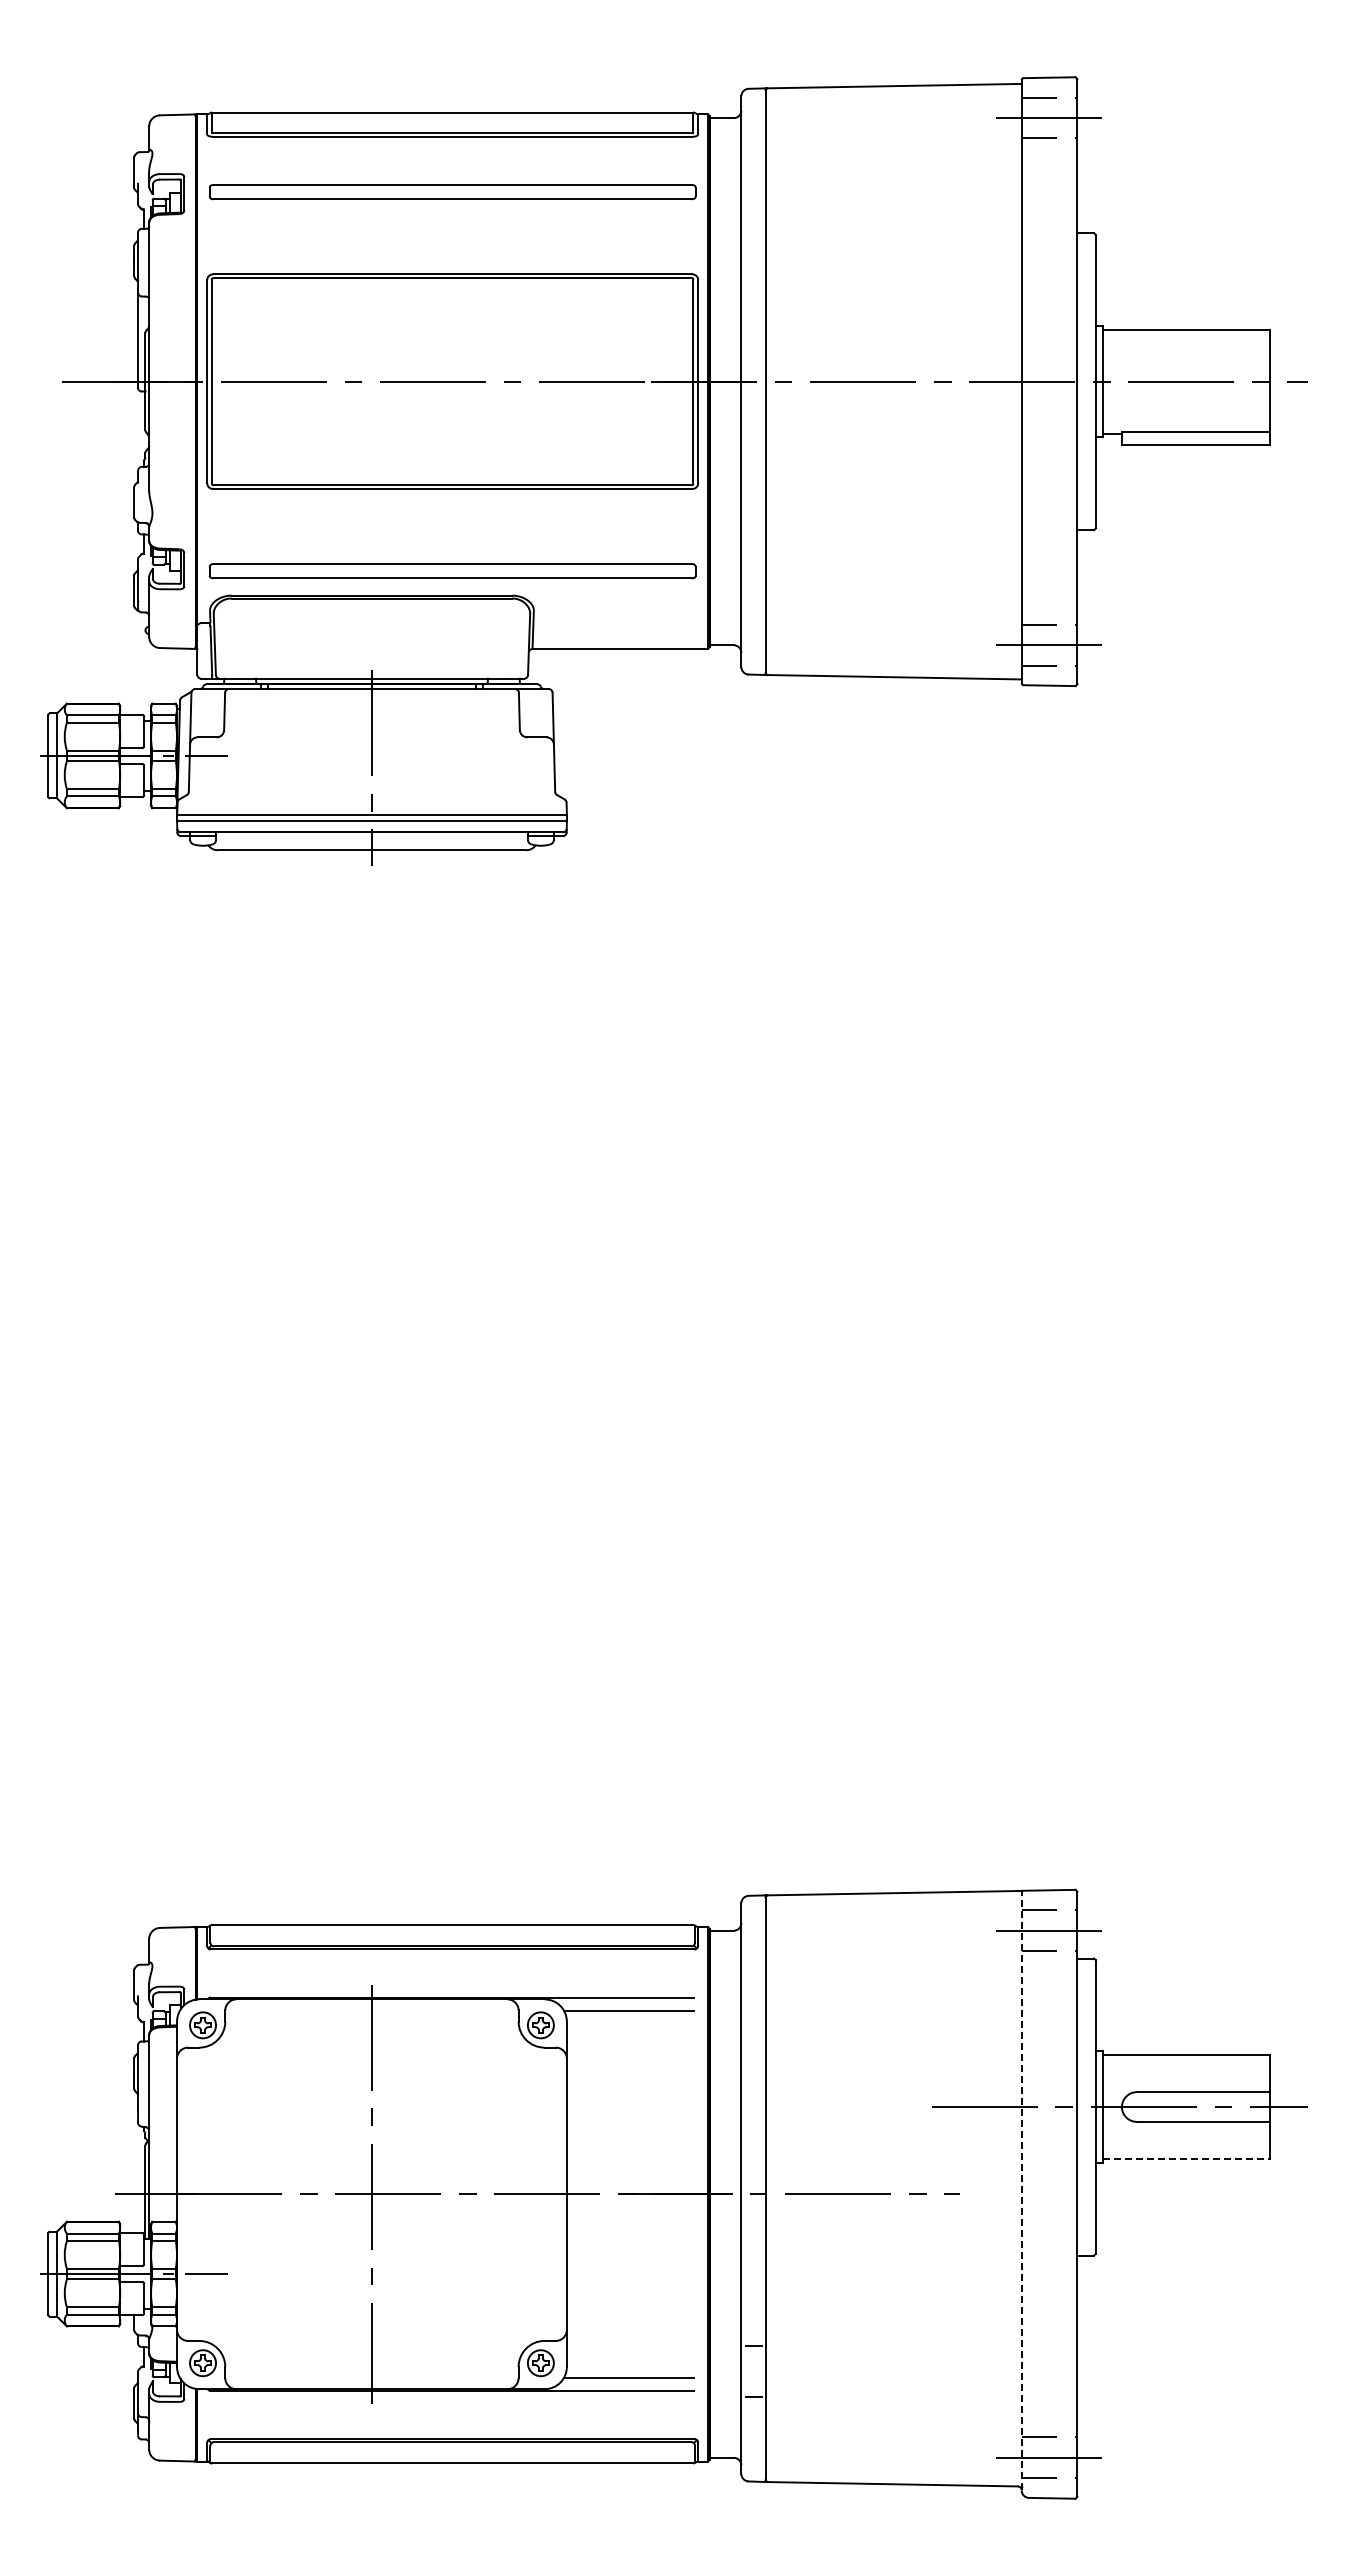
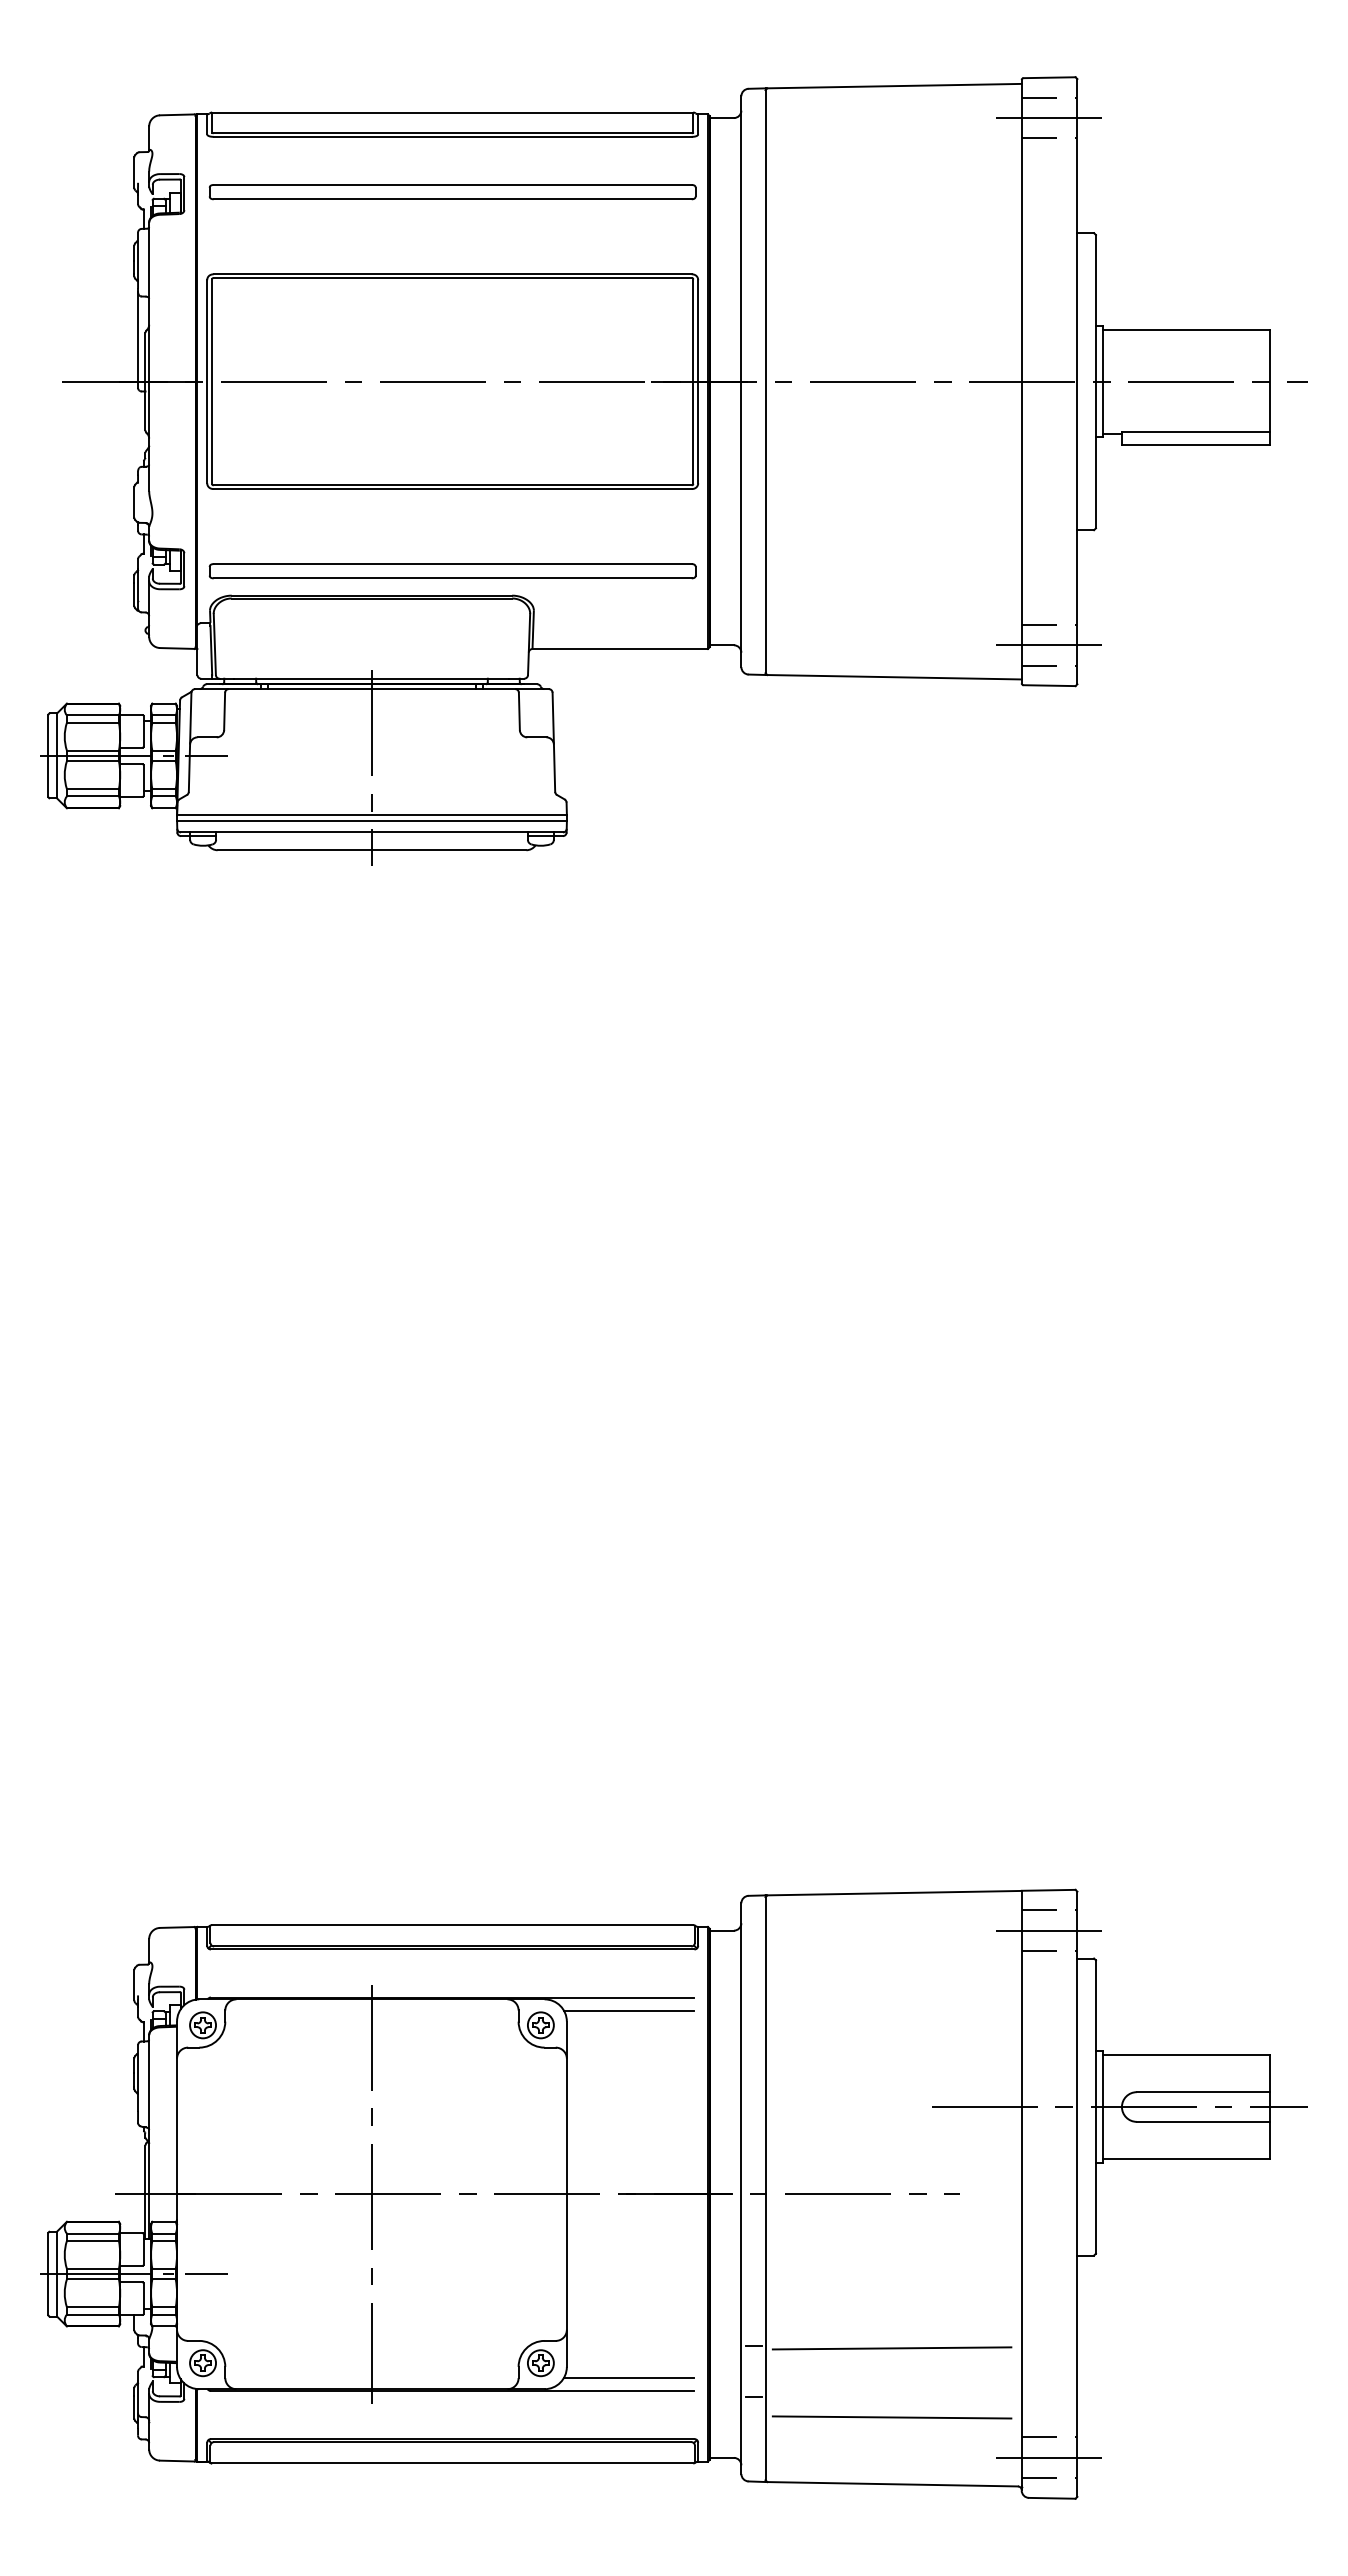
line: dashed -> solid (1186, 2159)
line: dashed -> solid (1021, 2190)
line: none -> present (891, 2348)
line: none -> present (891, 2417)
